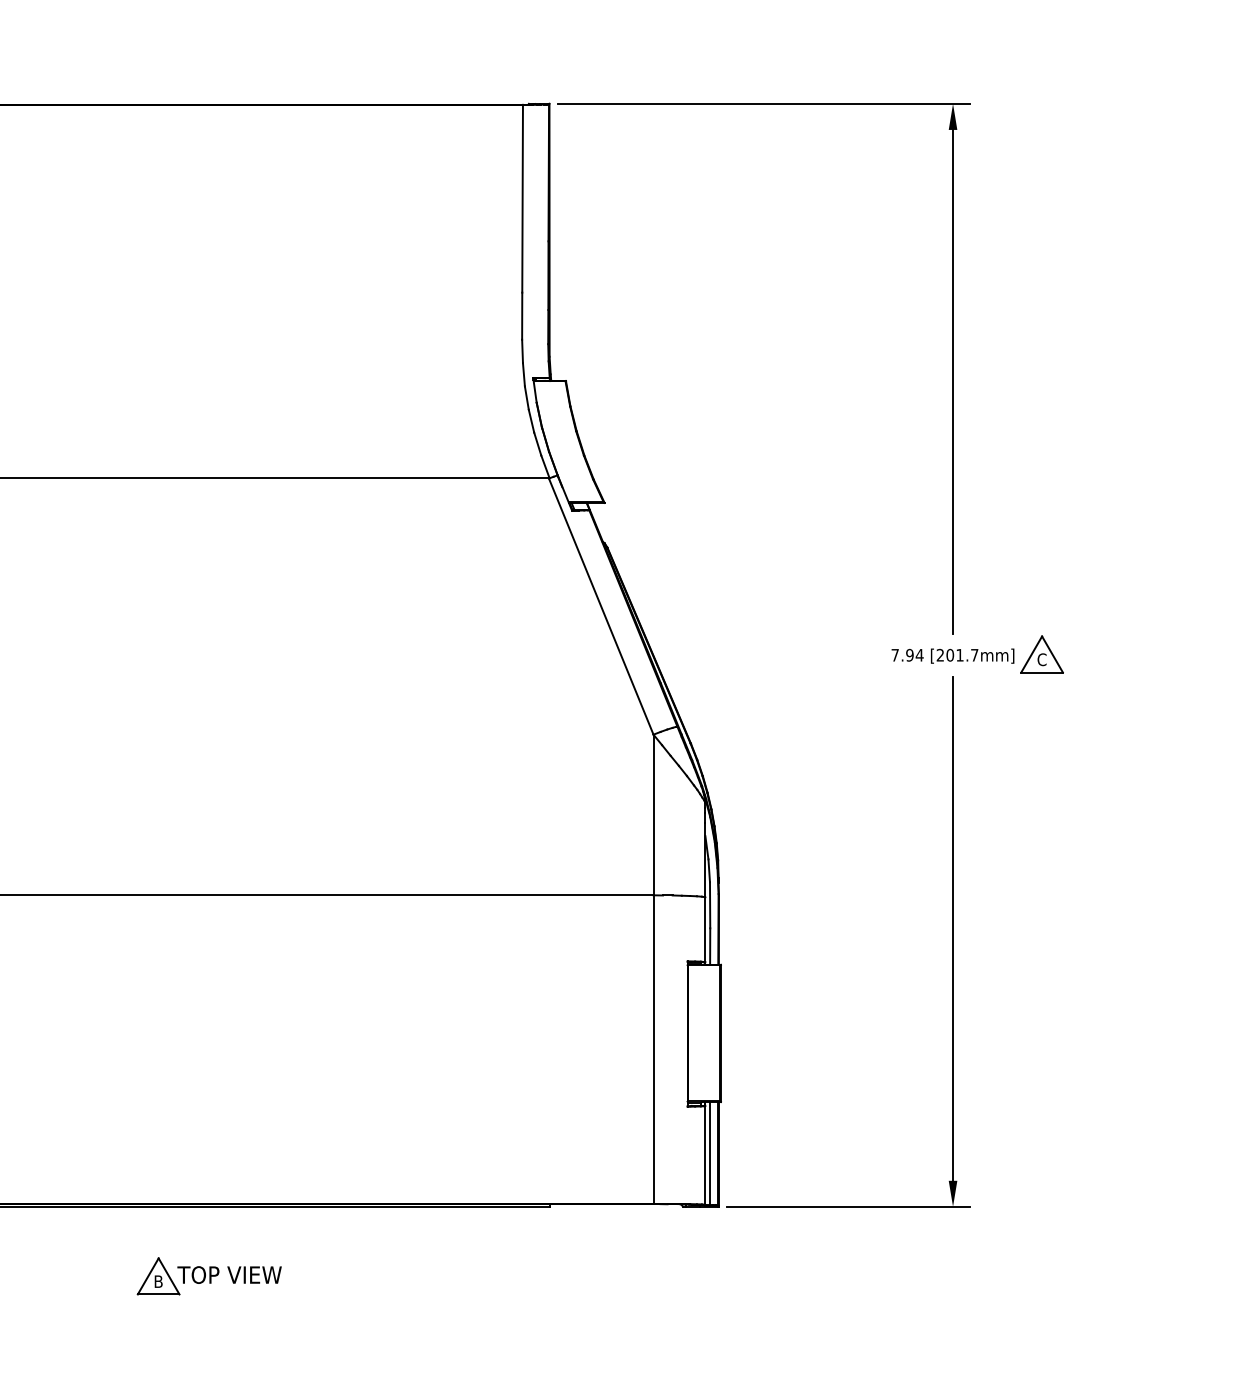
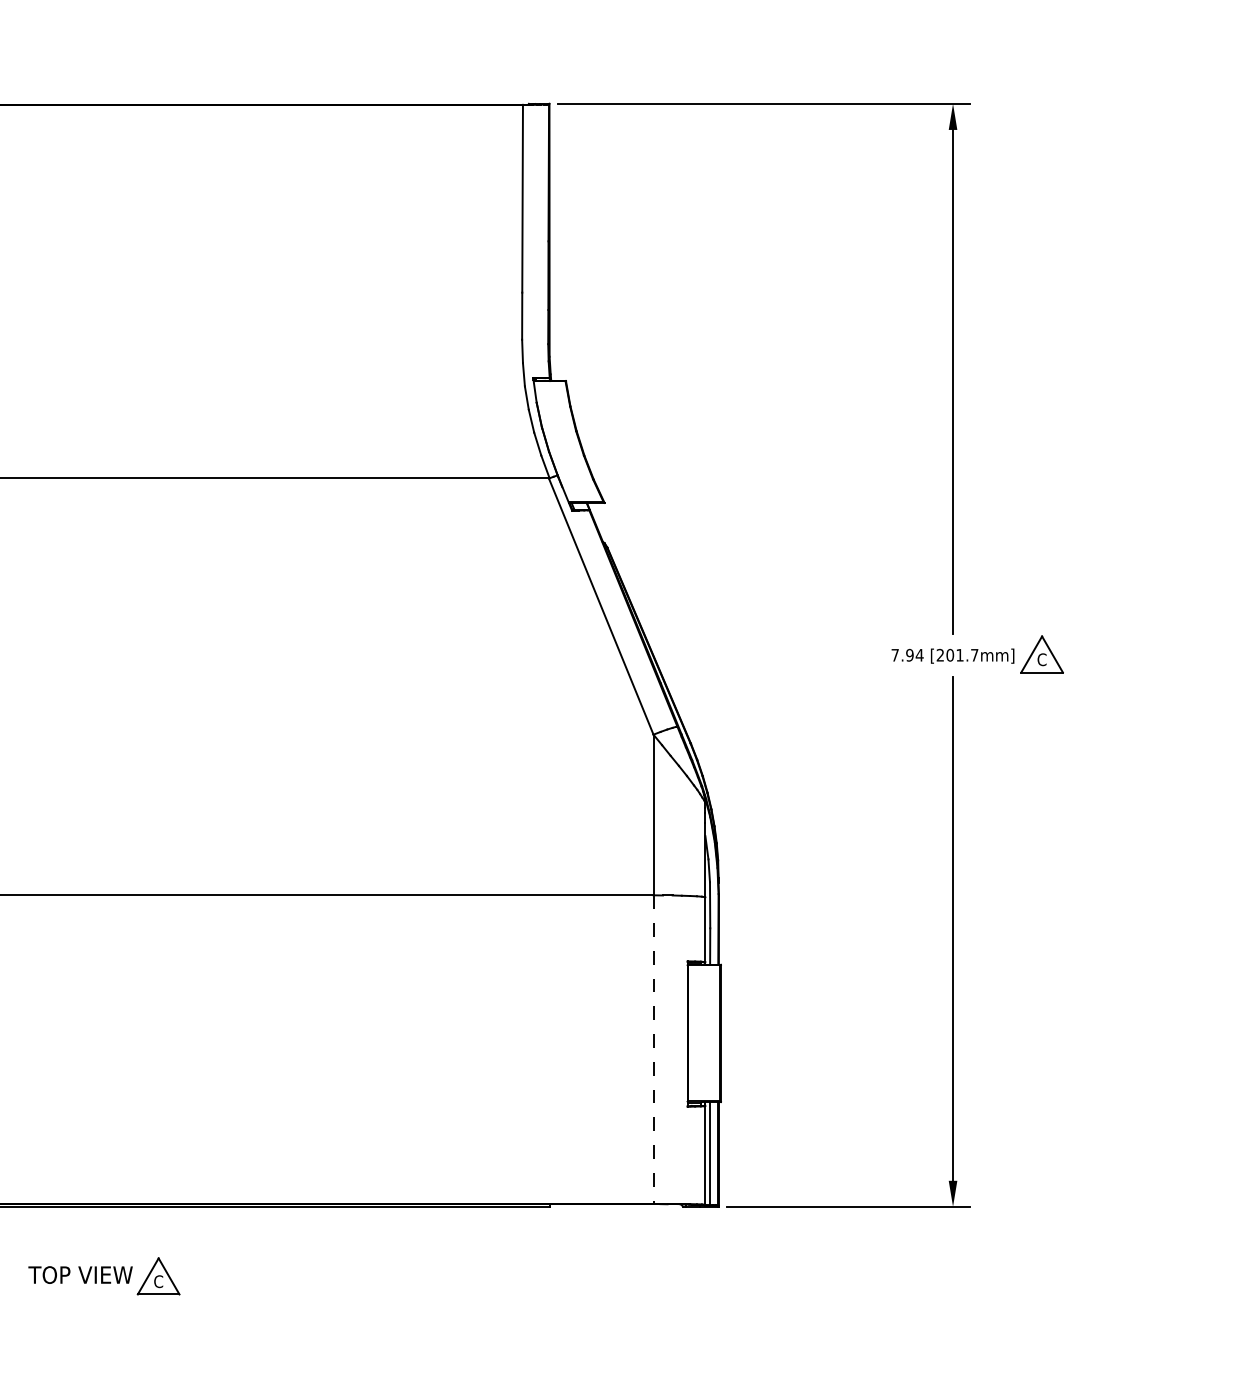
line: solid -> dashed (653, 1050)
text position: (229, 1274) -> (80, 1274) (80, 1274)
text: B -> C (158, 1281)
